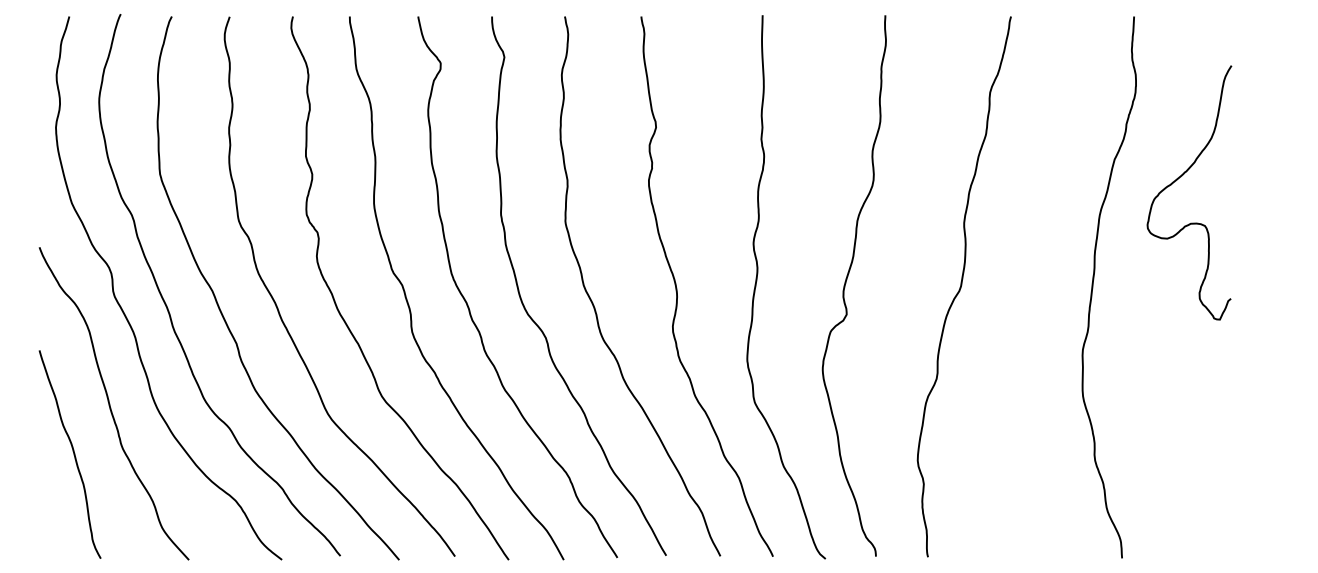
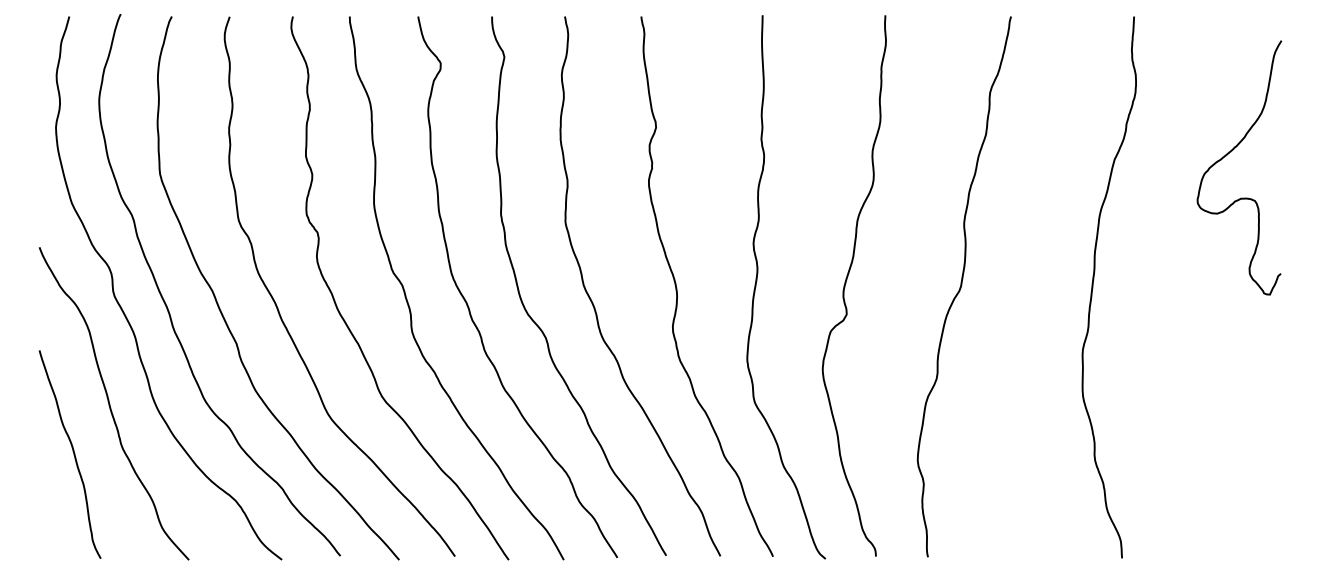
curve position: (1177, 180) -> (1227, 155) (1227, 155)
